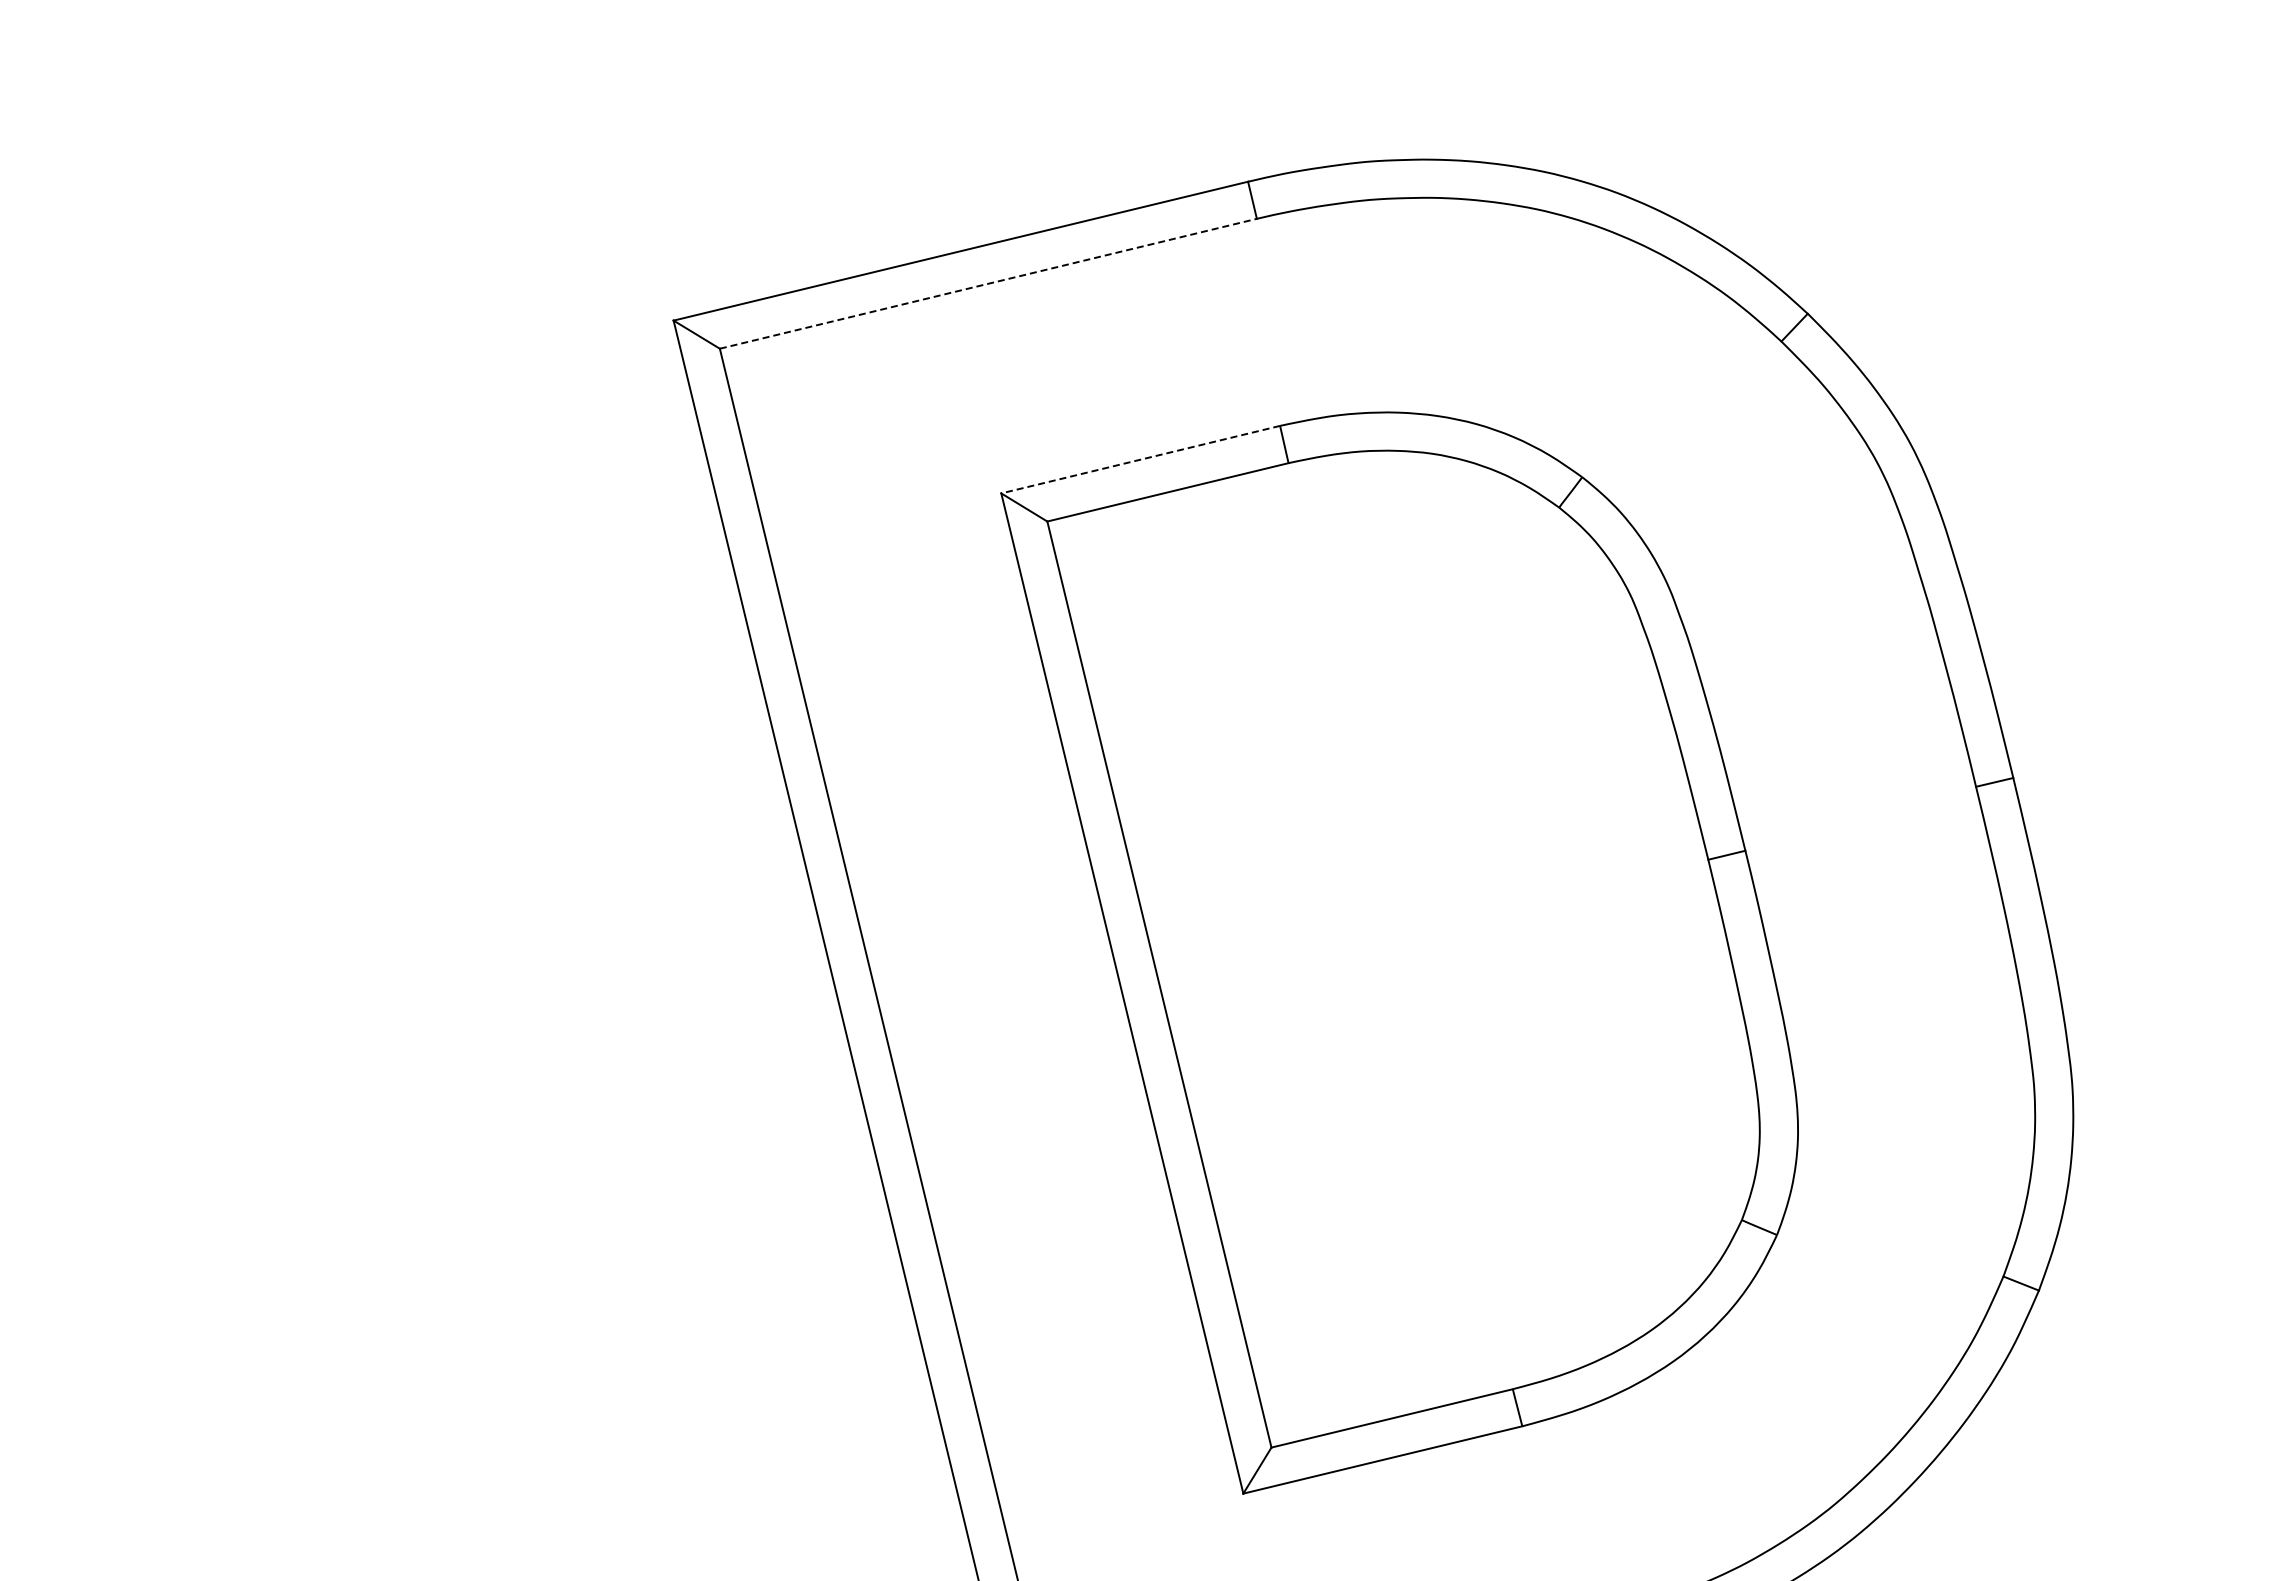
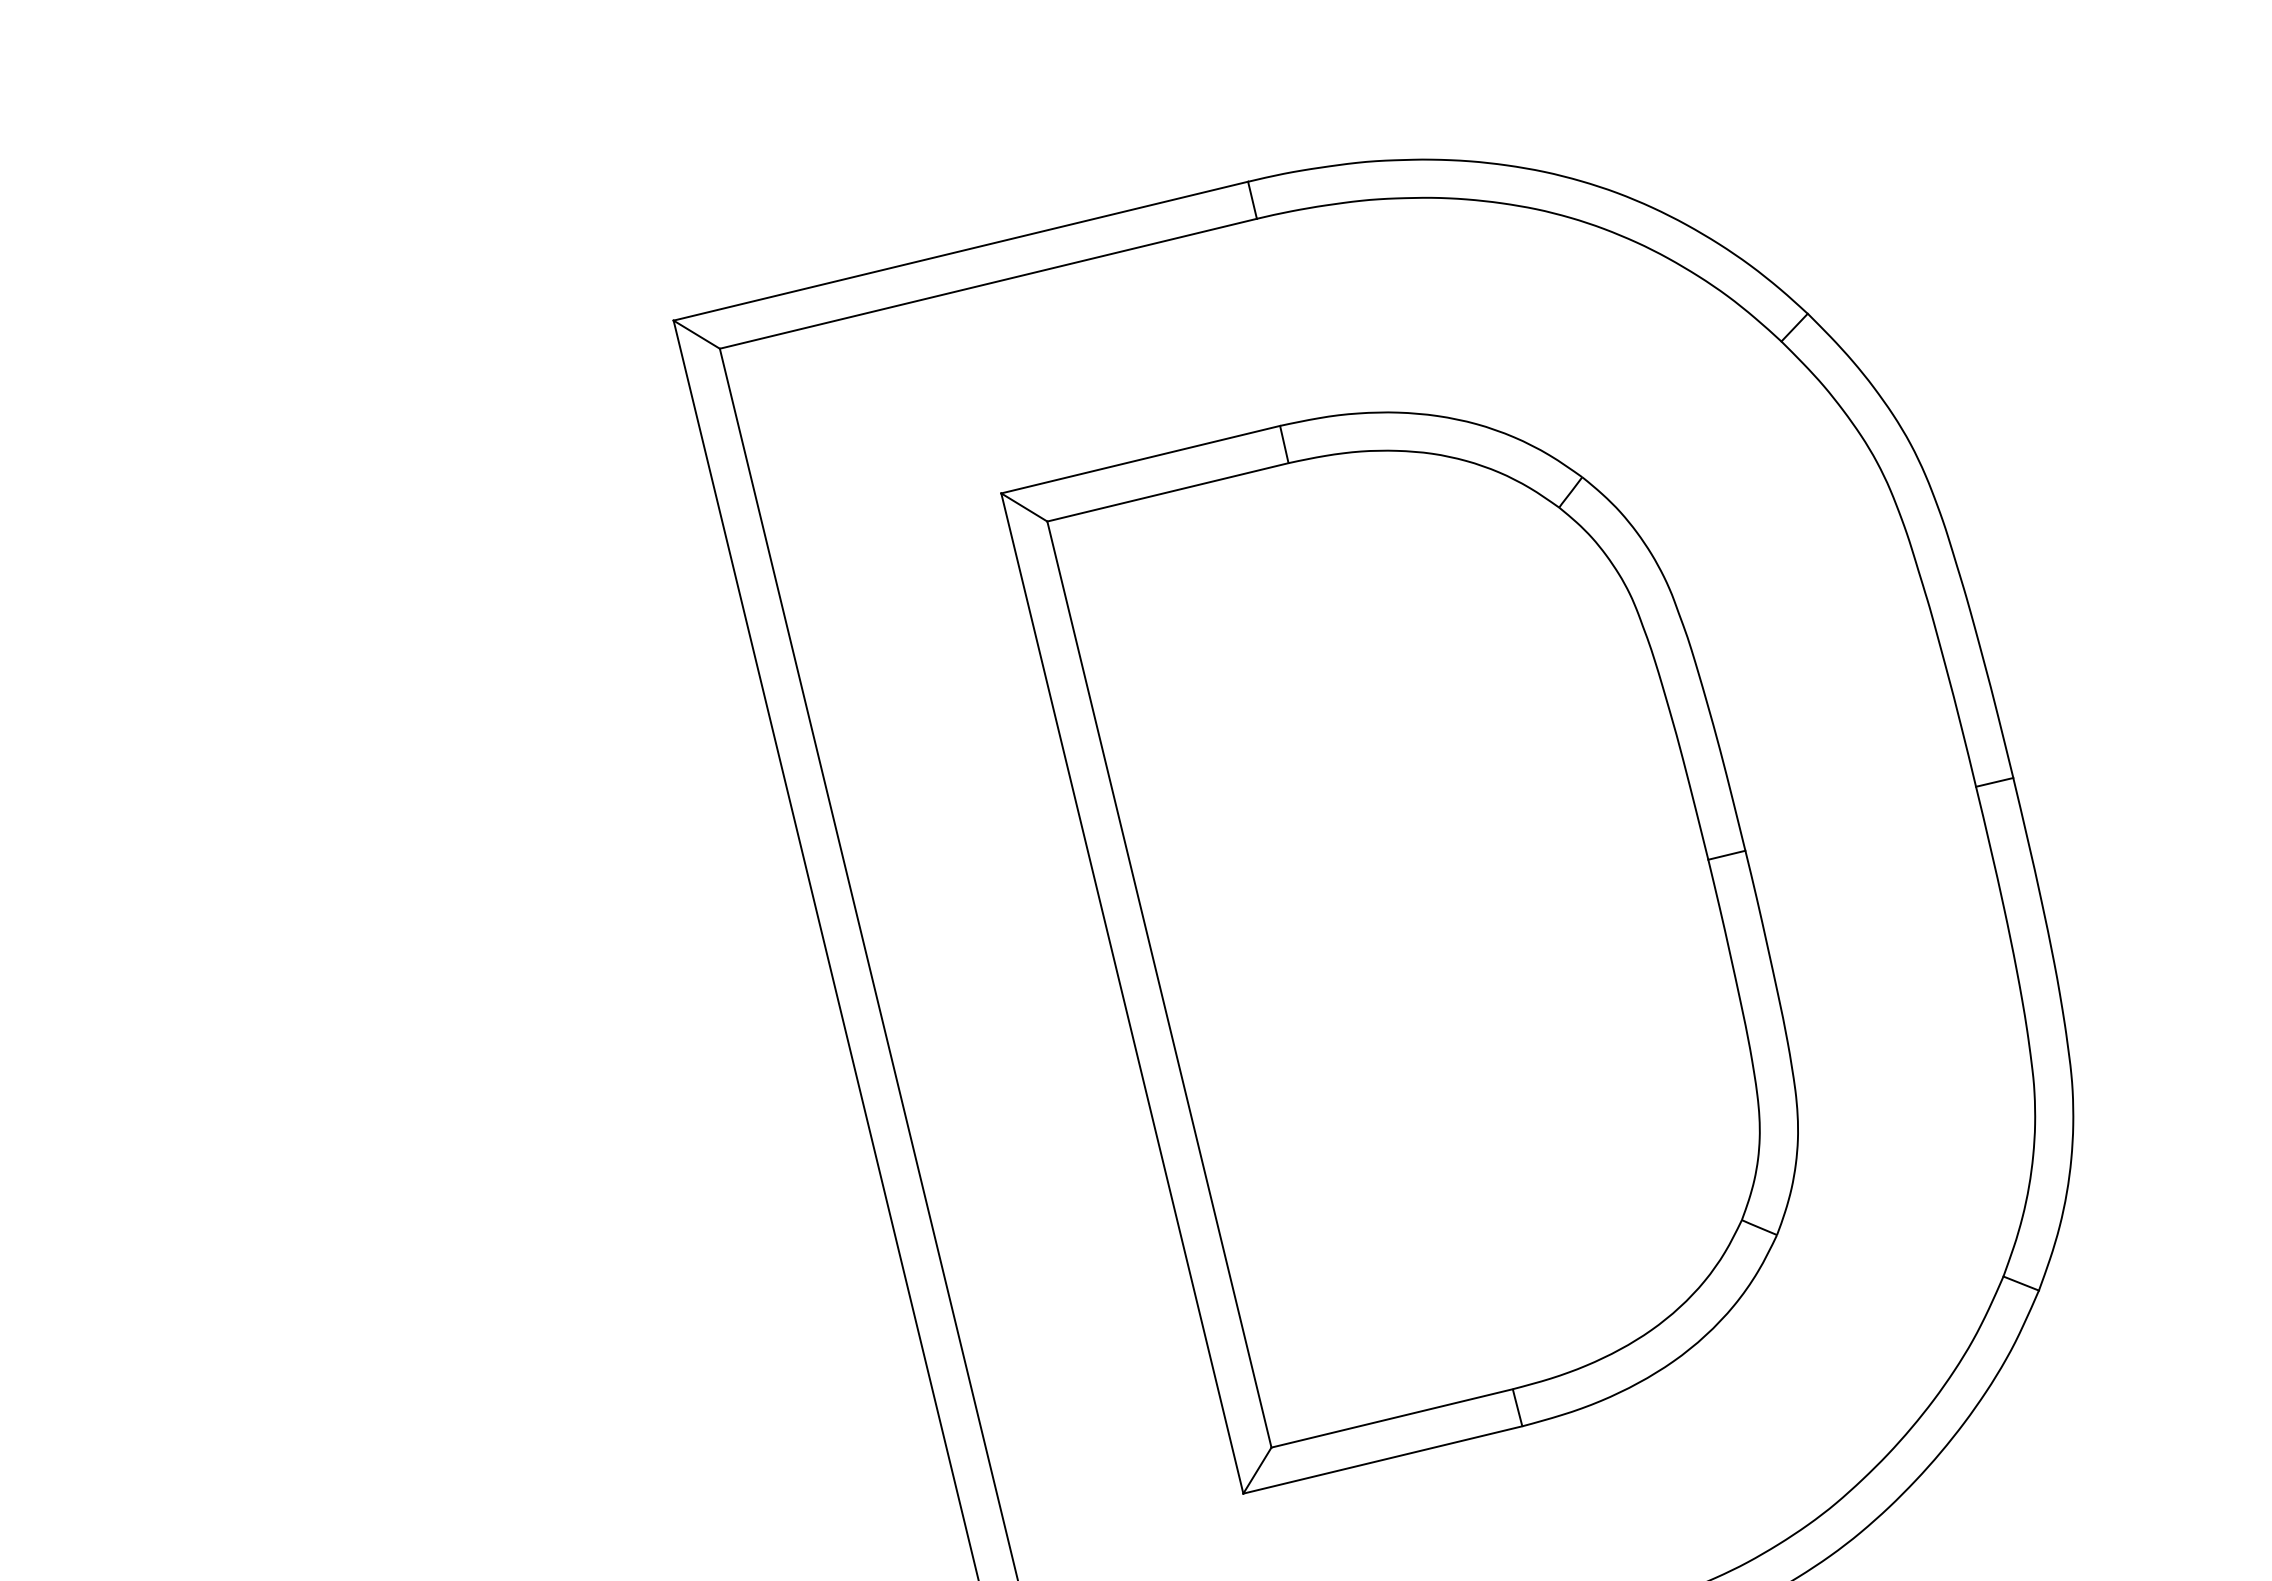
line: dashed -> solid (988, 283)
line: dashed -> solid (1140, 459)
